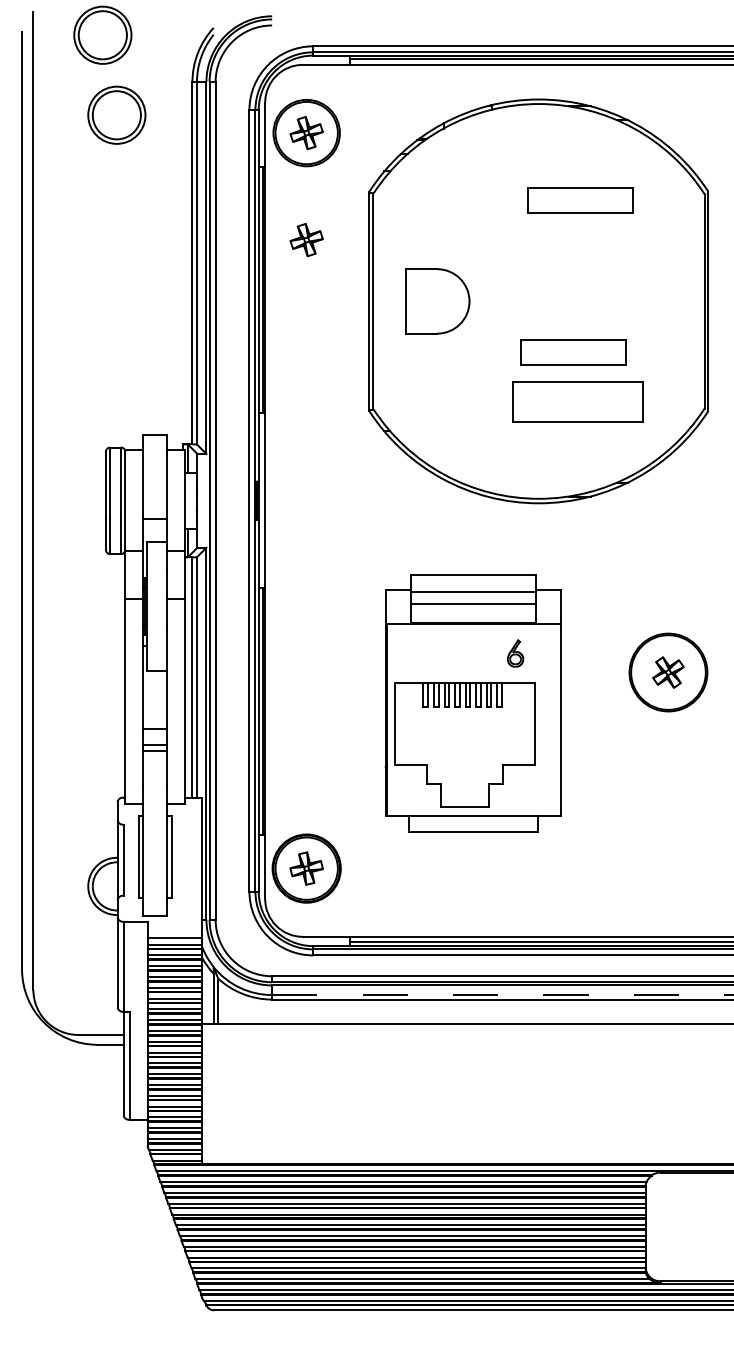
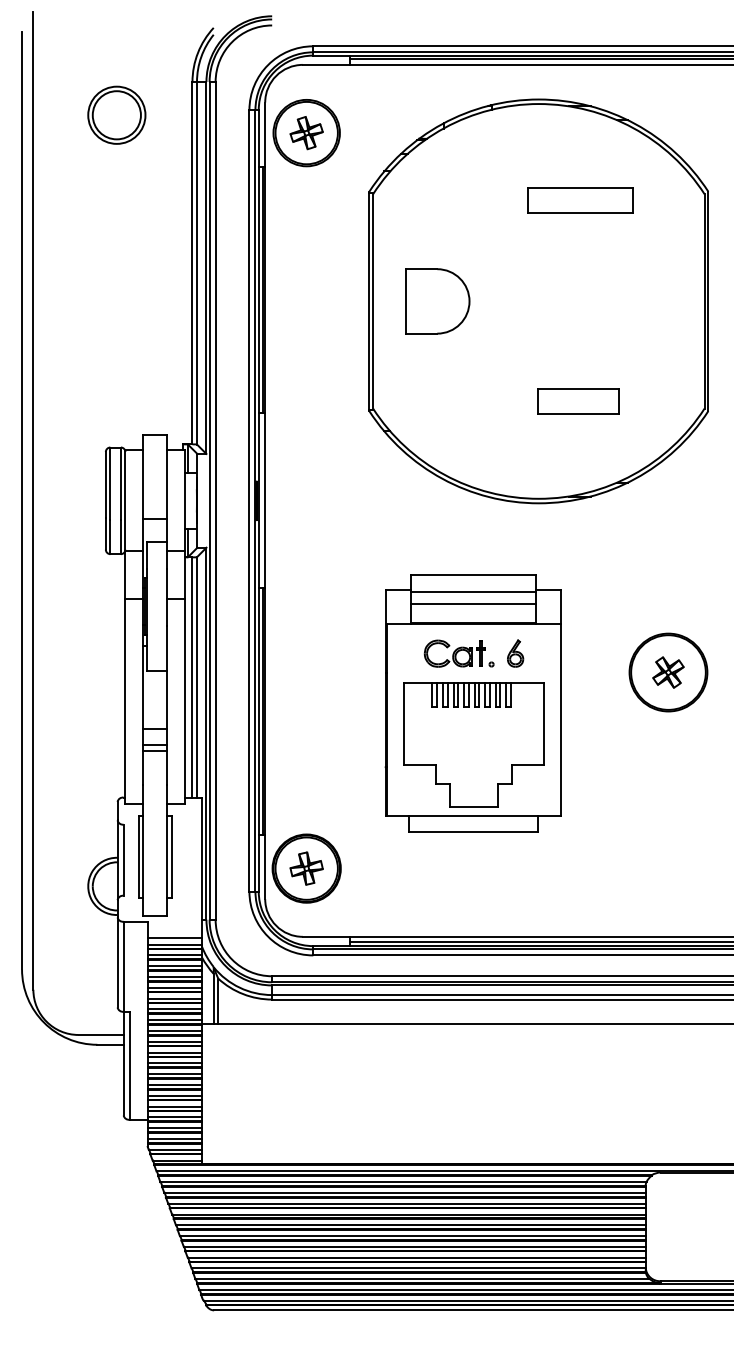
part: present -> none (102, 34)
part: present -> none (306, 240)
part: present -> none (573, 352)
part size: 132x42 px -> 83x27 px (578, 401)
part: none -> present (458, 653)
part position: (464, 744) -> (473, 744) (473, 744)
line: dashed -> solid (503, 995)
